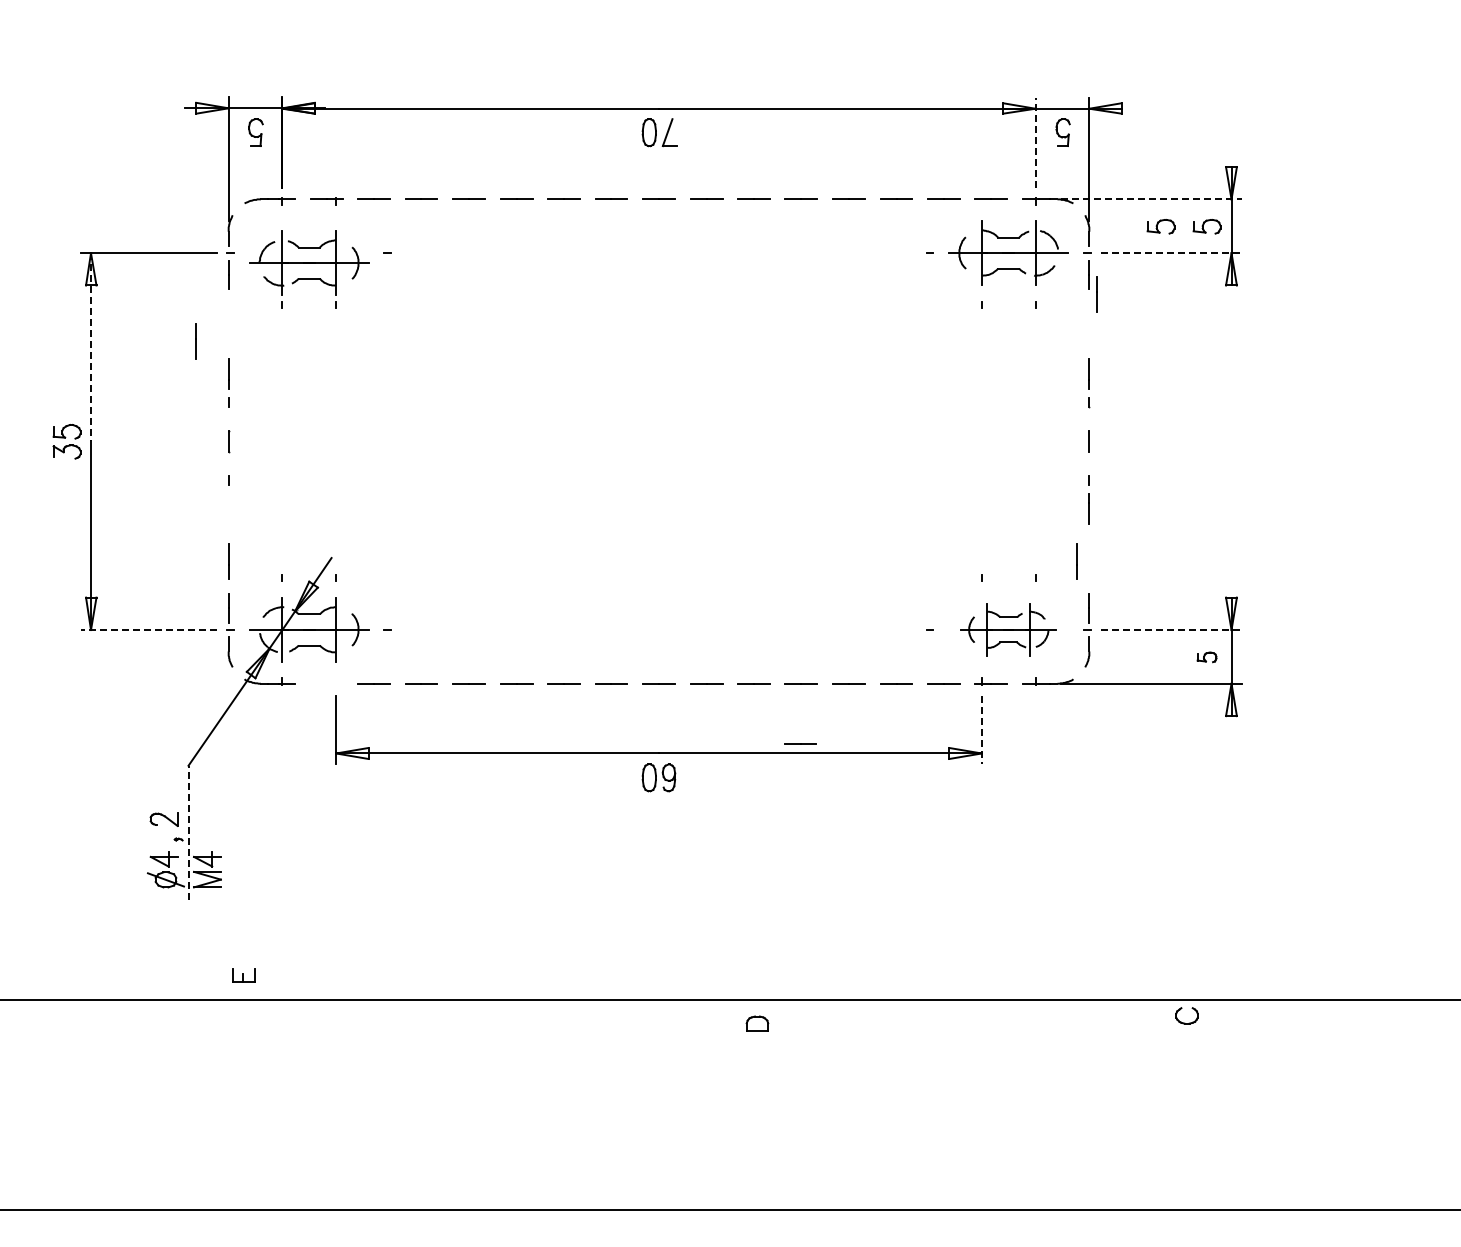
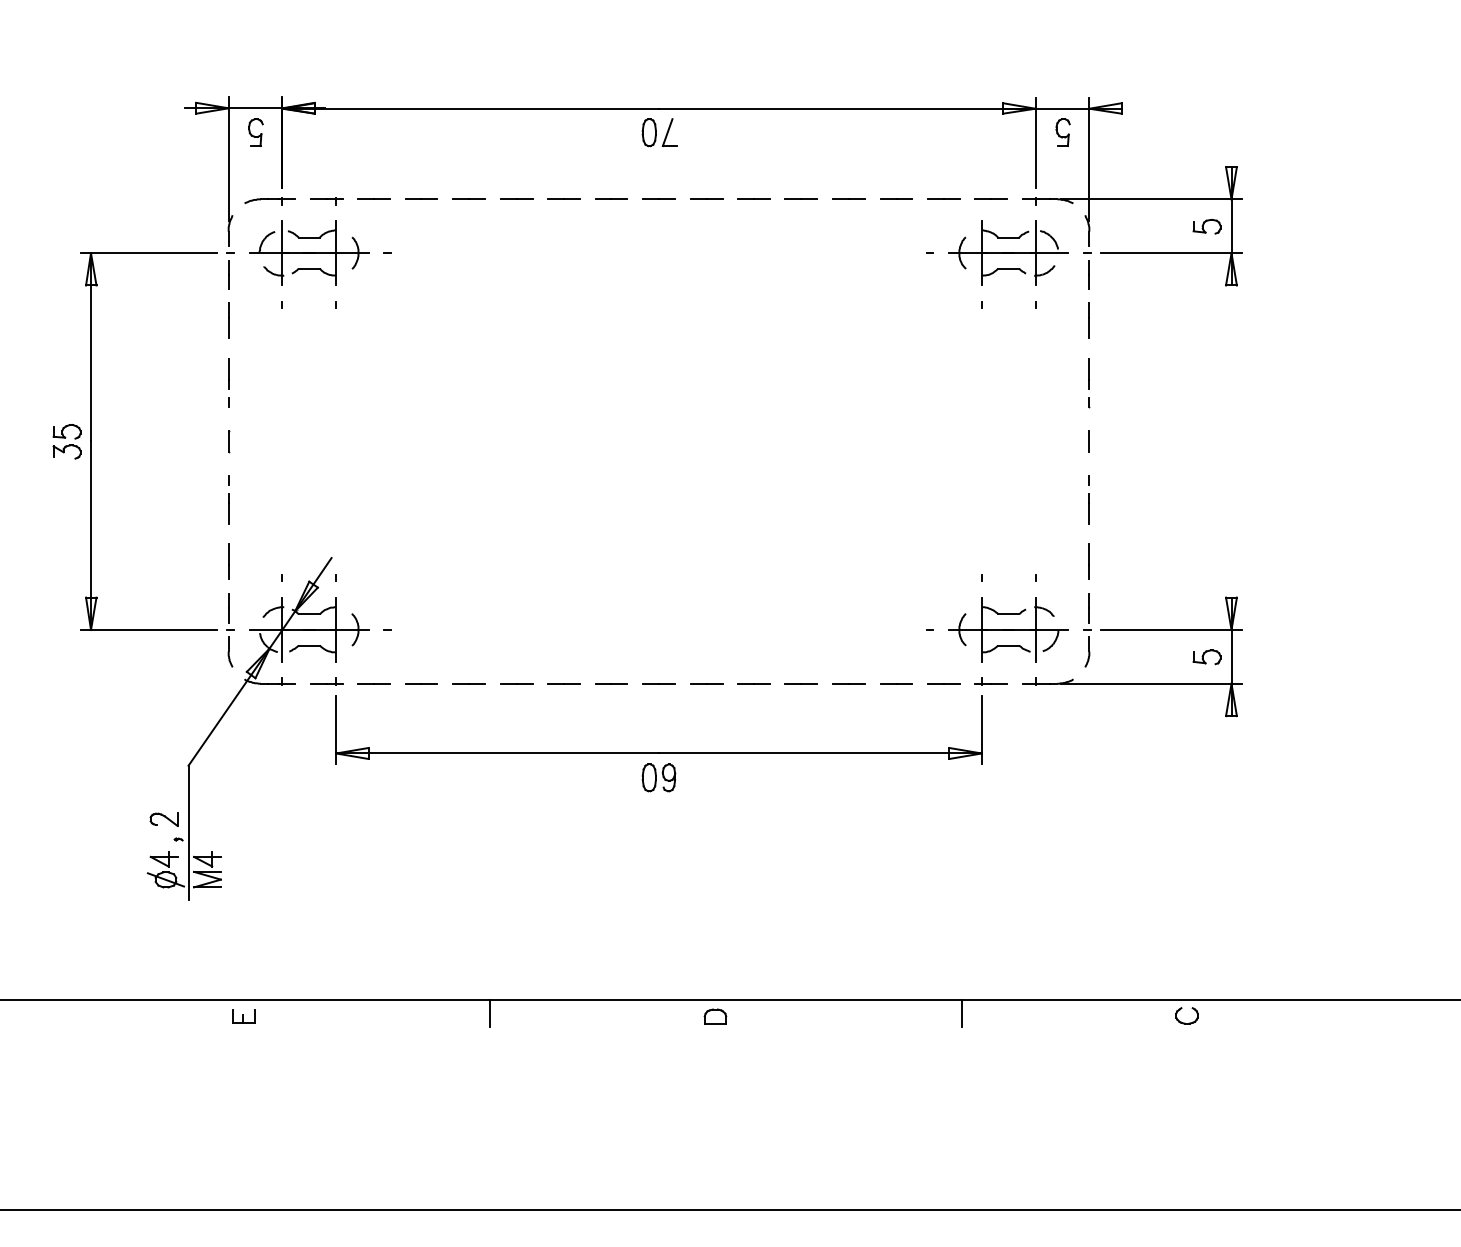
line: dashed -> solid (1035, 142)
line: dashed -> solid (1151, 199)
part: present -> none (1160, 226)
line: dashed -> solid (1171, 253)
part position: (309, 262) -> (309, 252) (309, 252)
line position: (1096, 294) -> (1088, 320) (1088, 320)
line position: (195, 341) -> (228, 320) (228, 320)
line: dashed -> solid (91, 347)
line: none -> present (228, 508)
line position: (1076, 561) -> (1088, 561) (1088, 561)
part size: 97x54 px -> 121x66 px (1008, 629)
line: dashed -> solid (148, 630)
line: dashed -> solid (1171, 630)
part size: 22x13 px -> 30x17 px (1206, 657)
part: none -> present (326, 681)
line: dashed -> solid (981, 730)
line: present -> none (800, 743)
line: dashed -> solid (188, 832)
part position: (243, 975) -> (243, 1016) (243, 1016)
line: none -> present (490, 1012)
line: none -> present (962, 1012)
part position: (757, 1023) -> (715, 1016) (715, 1016)
